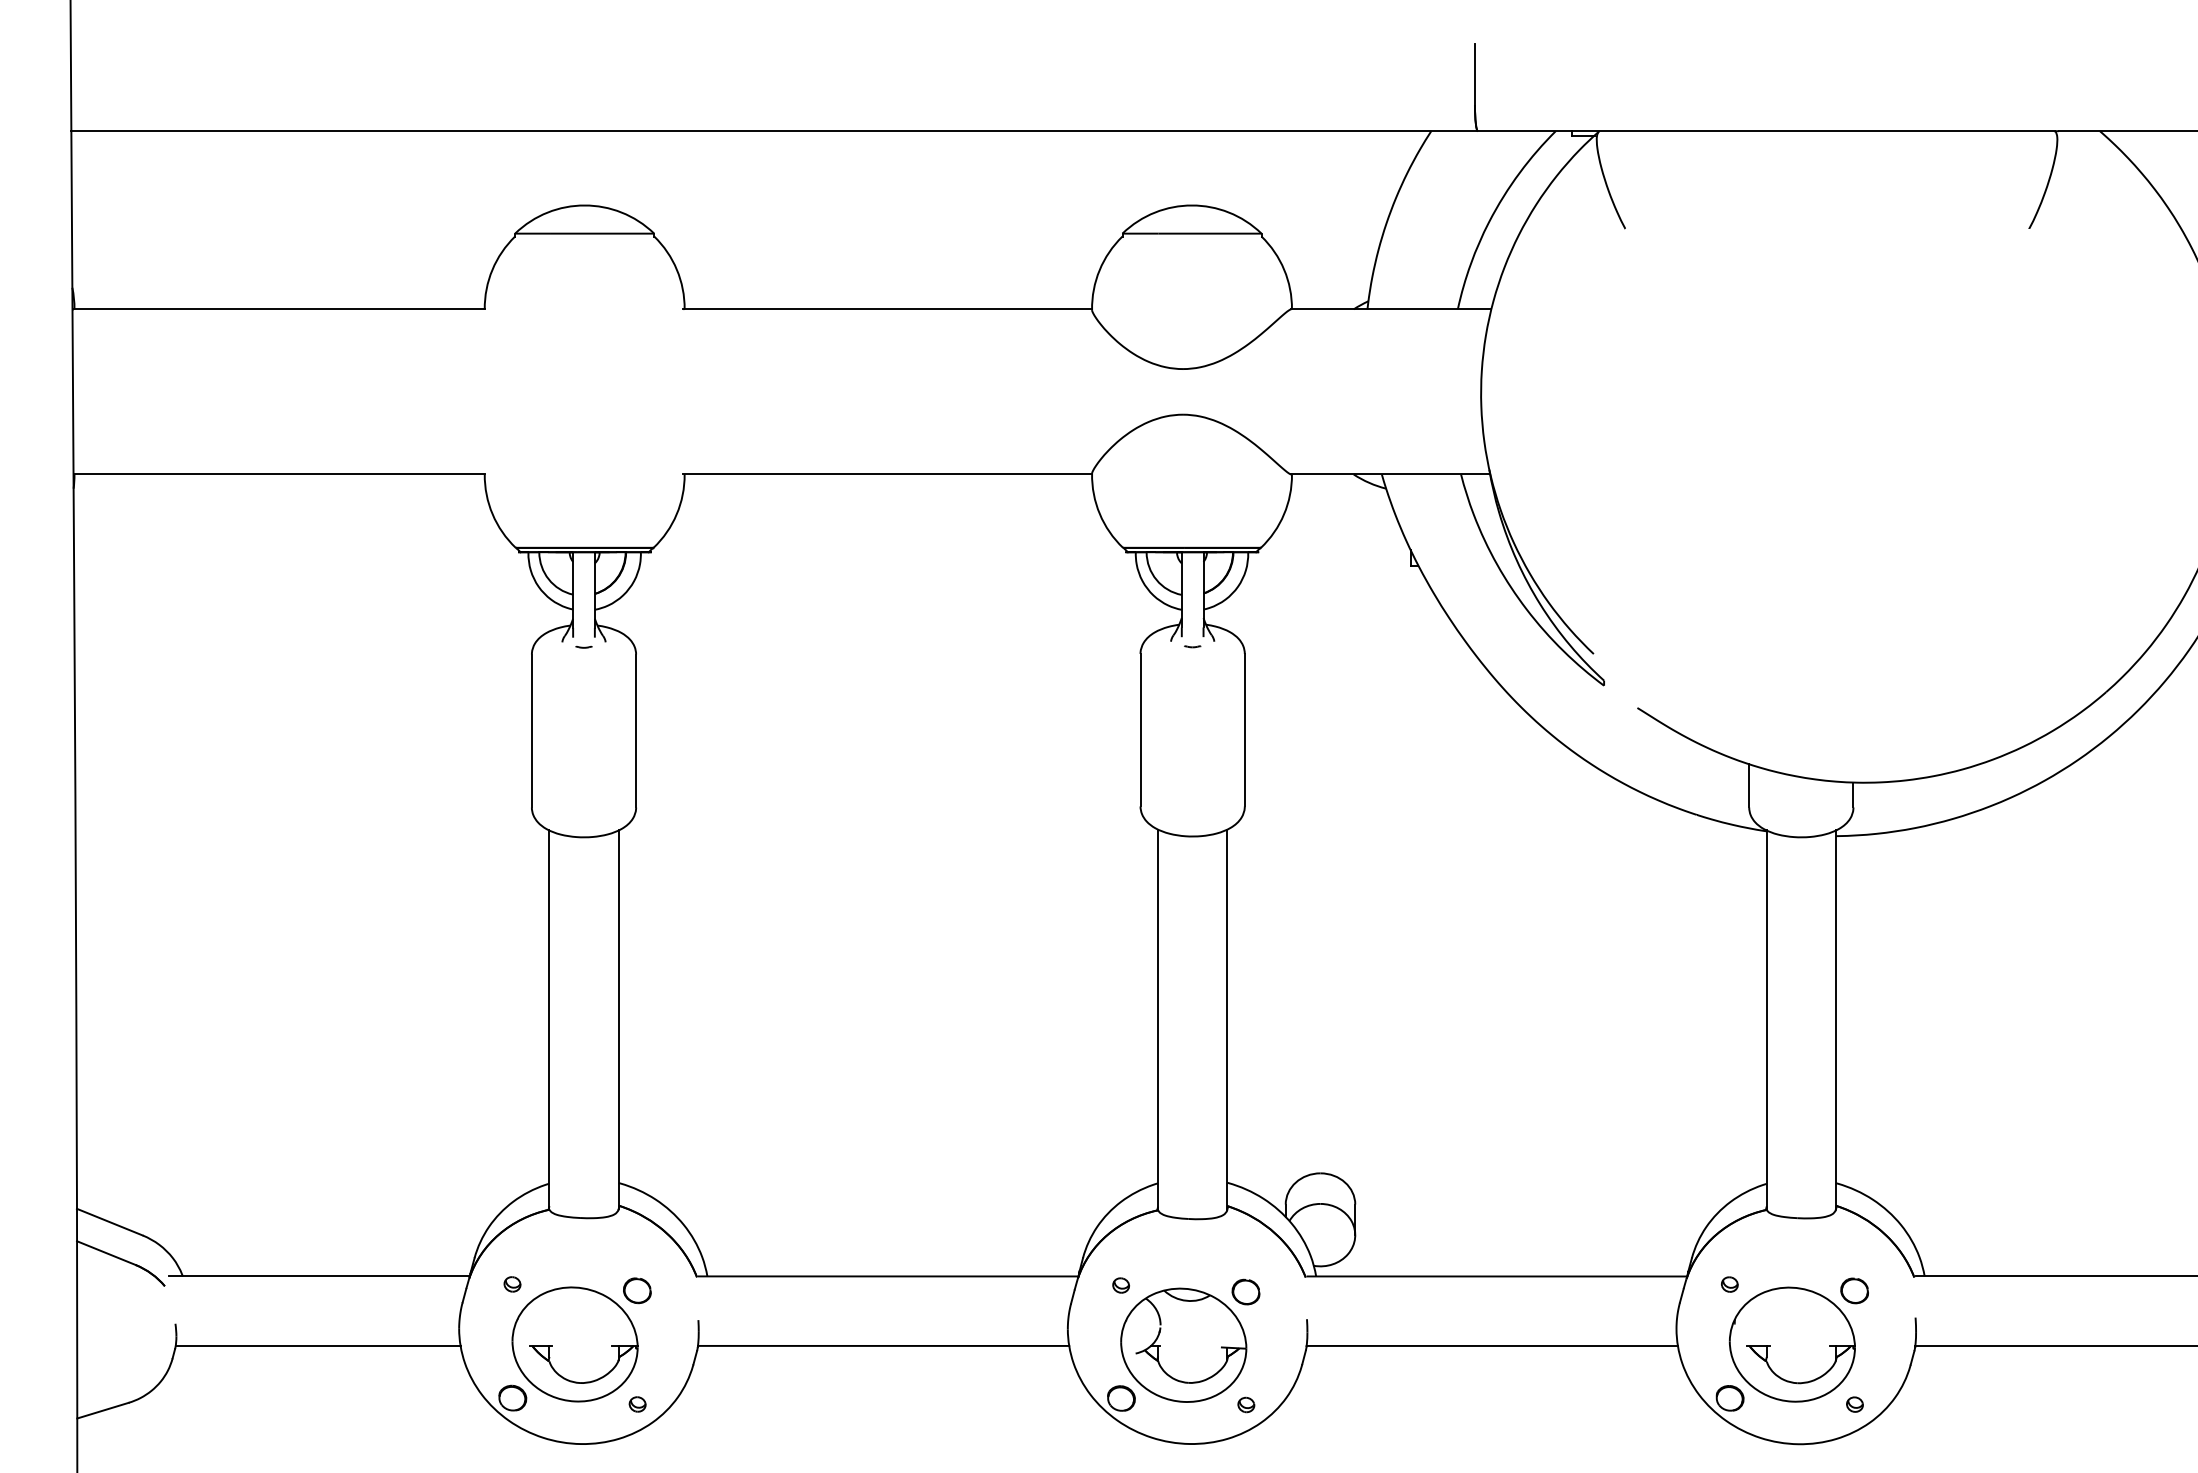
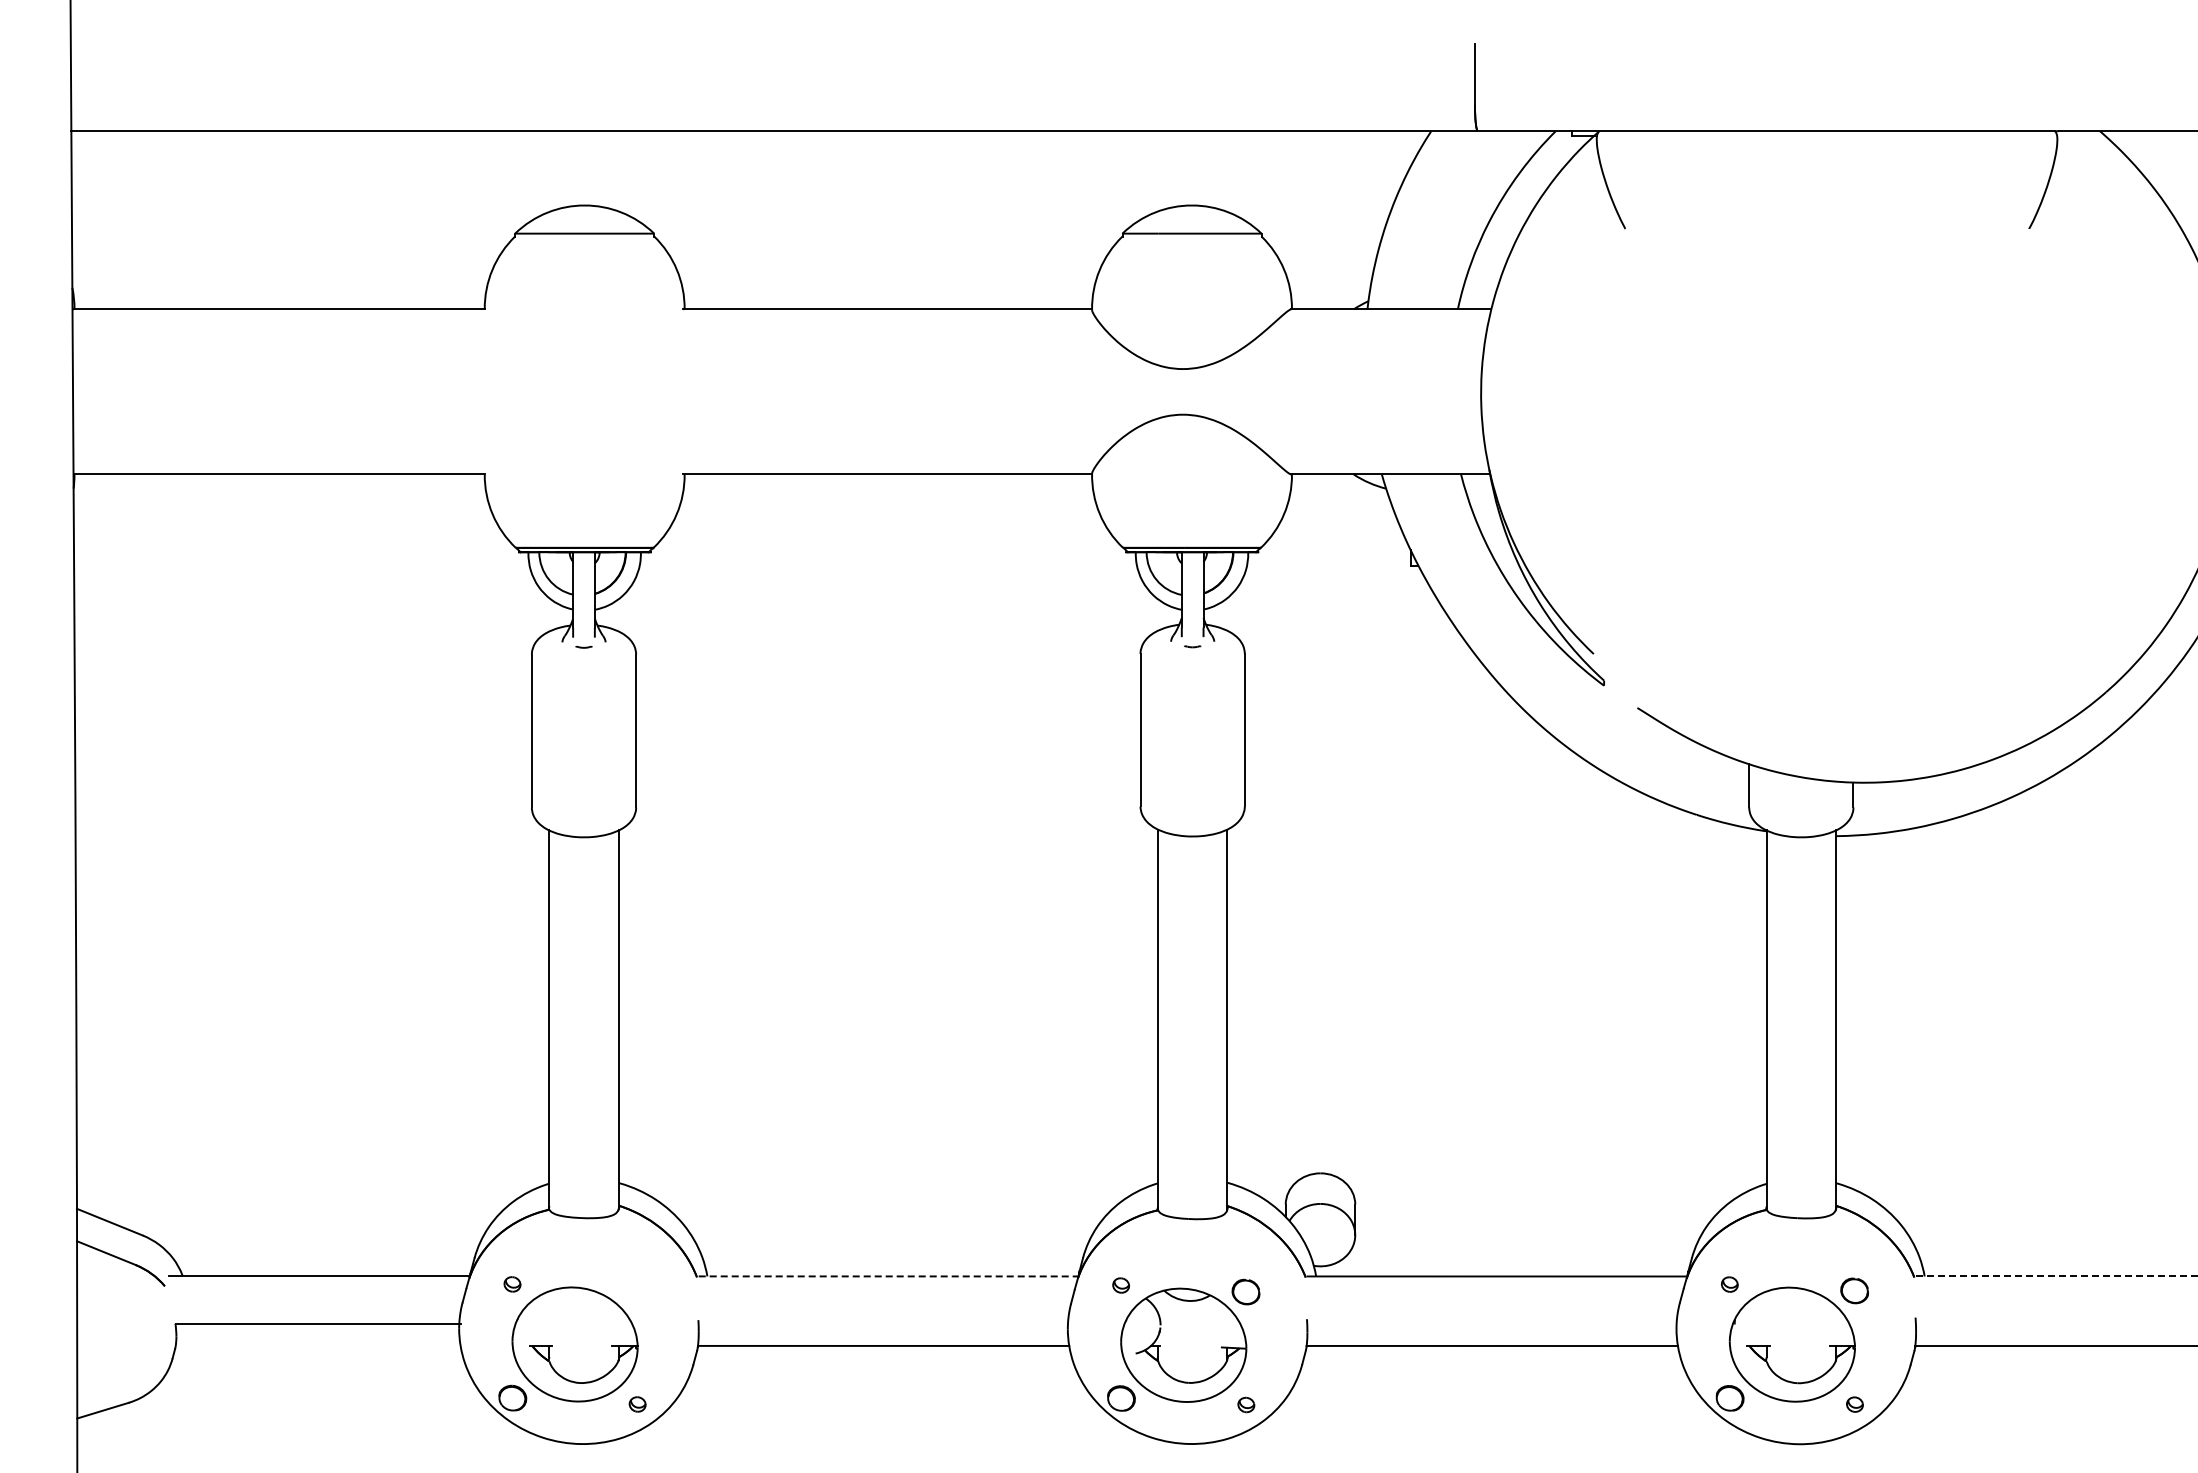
line: solid -> dashed (888, 1276)
line: solid -> dashed (2057, 1276)
part: present -> none (637, 1290)
line position: (317, 1345) -> (317, 1323) (317, 1323)
